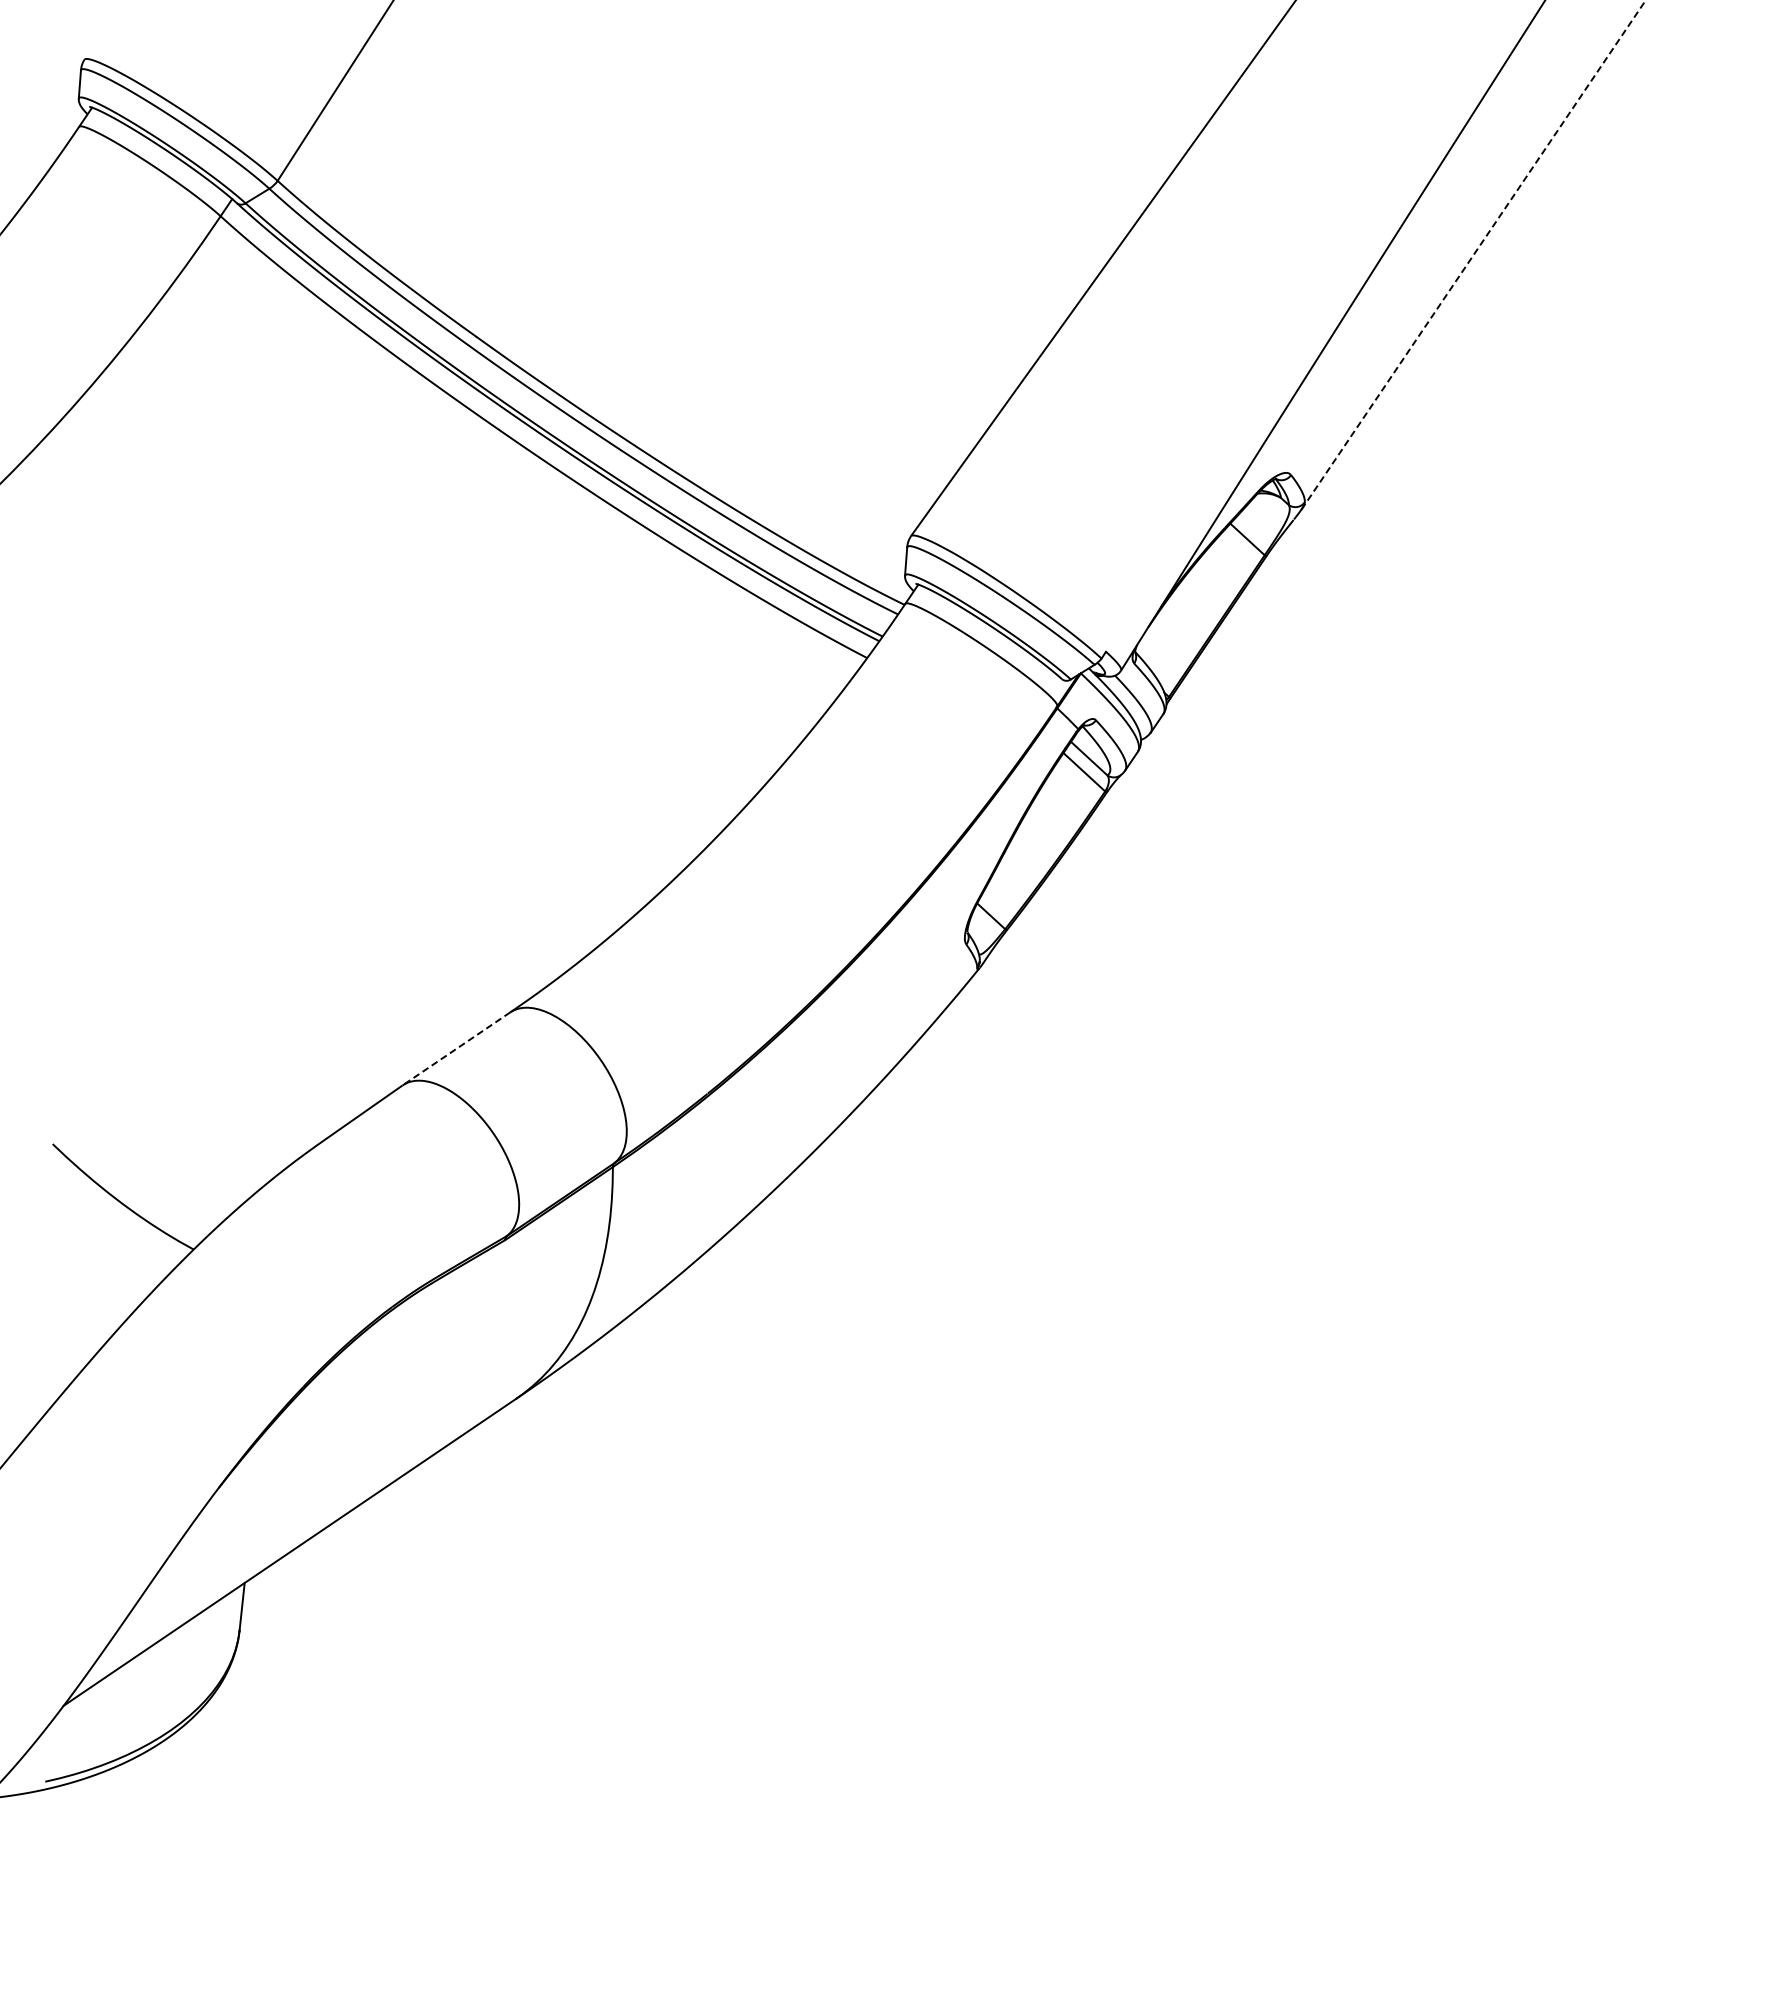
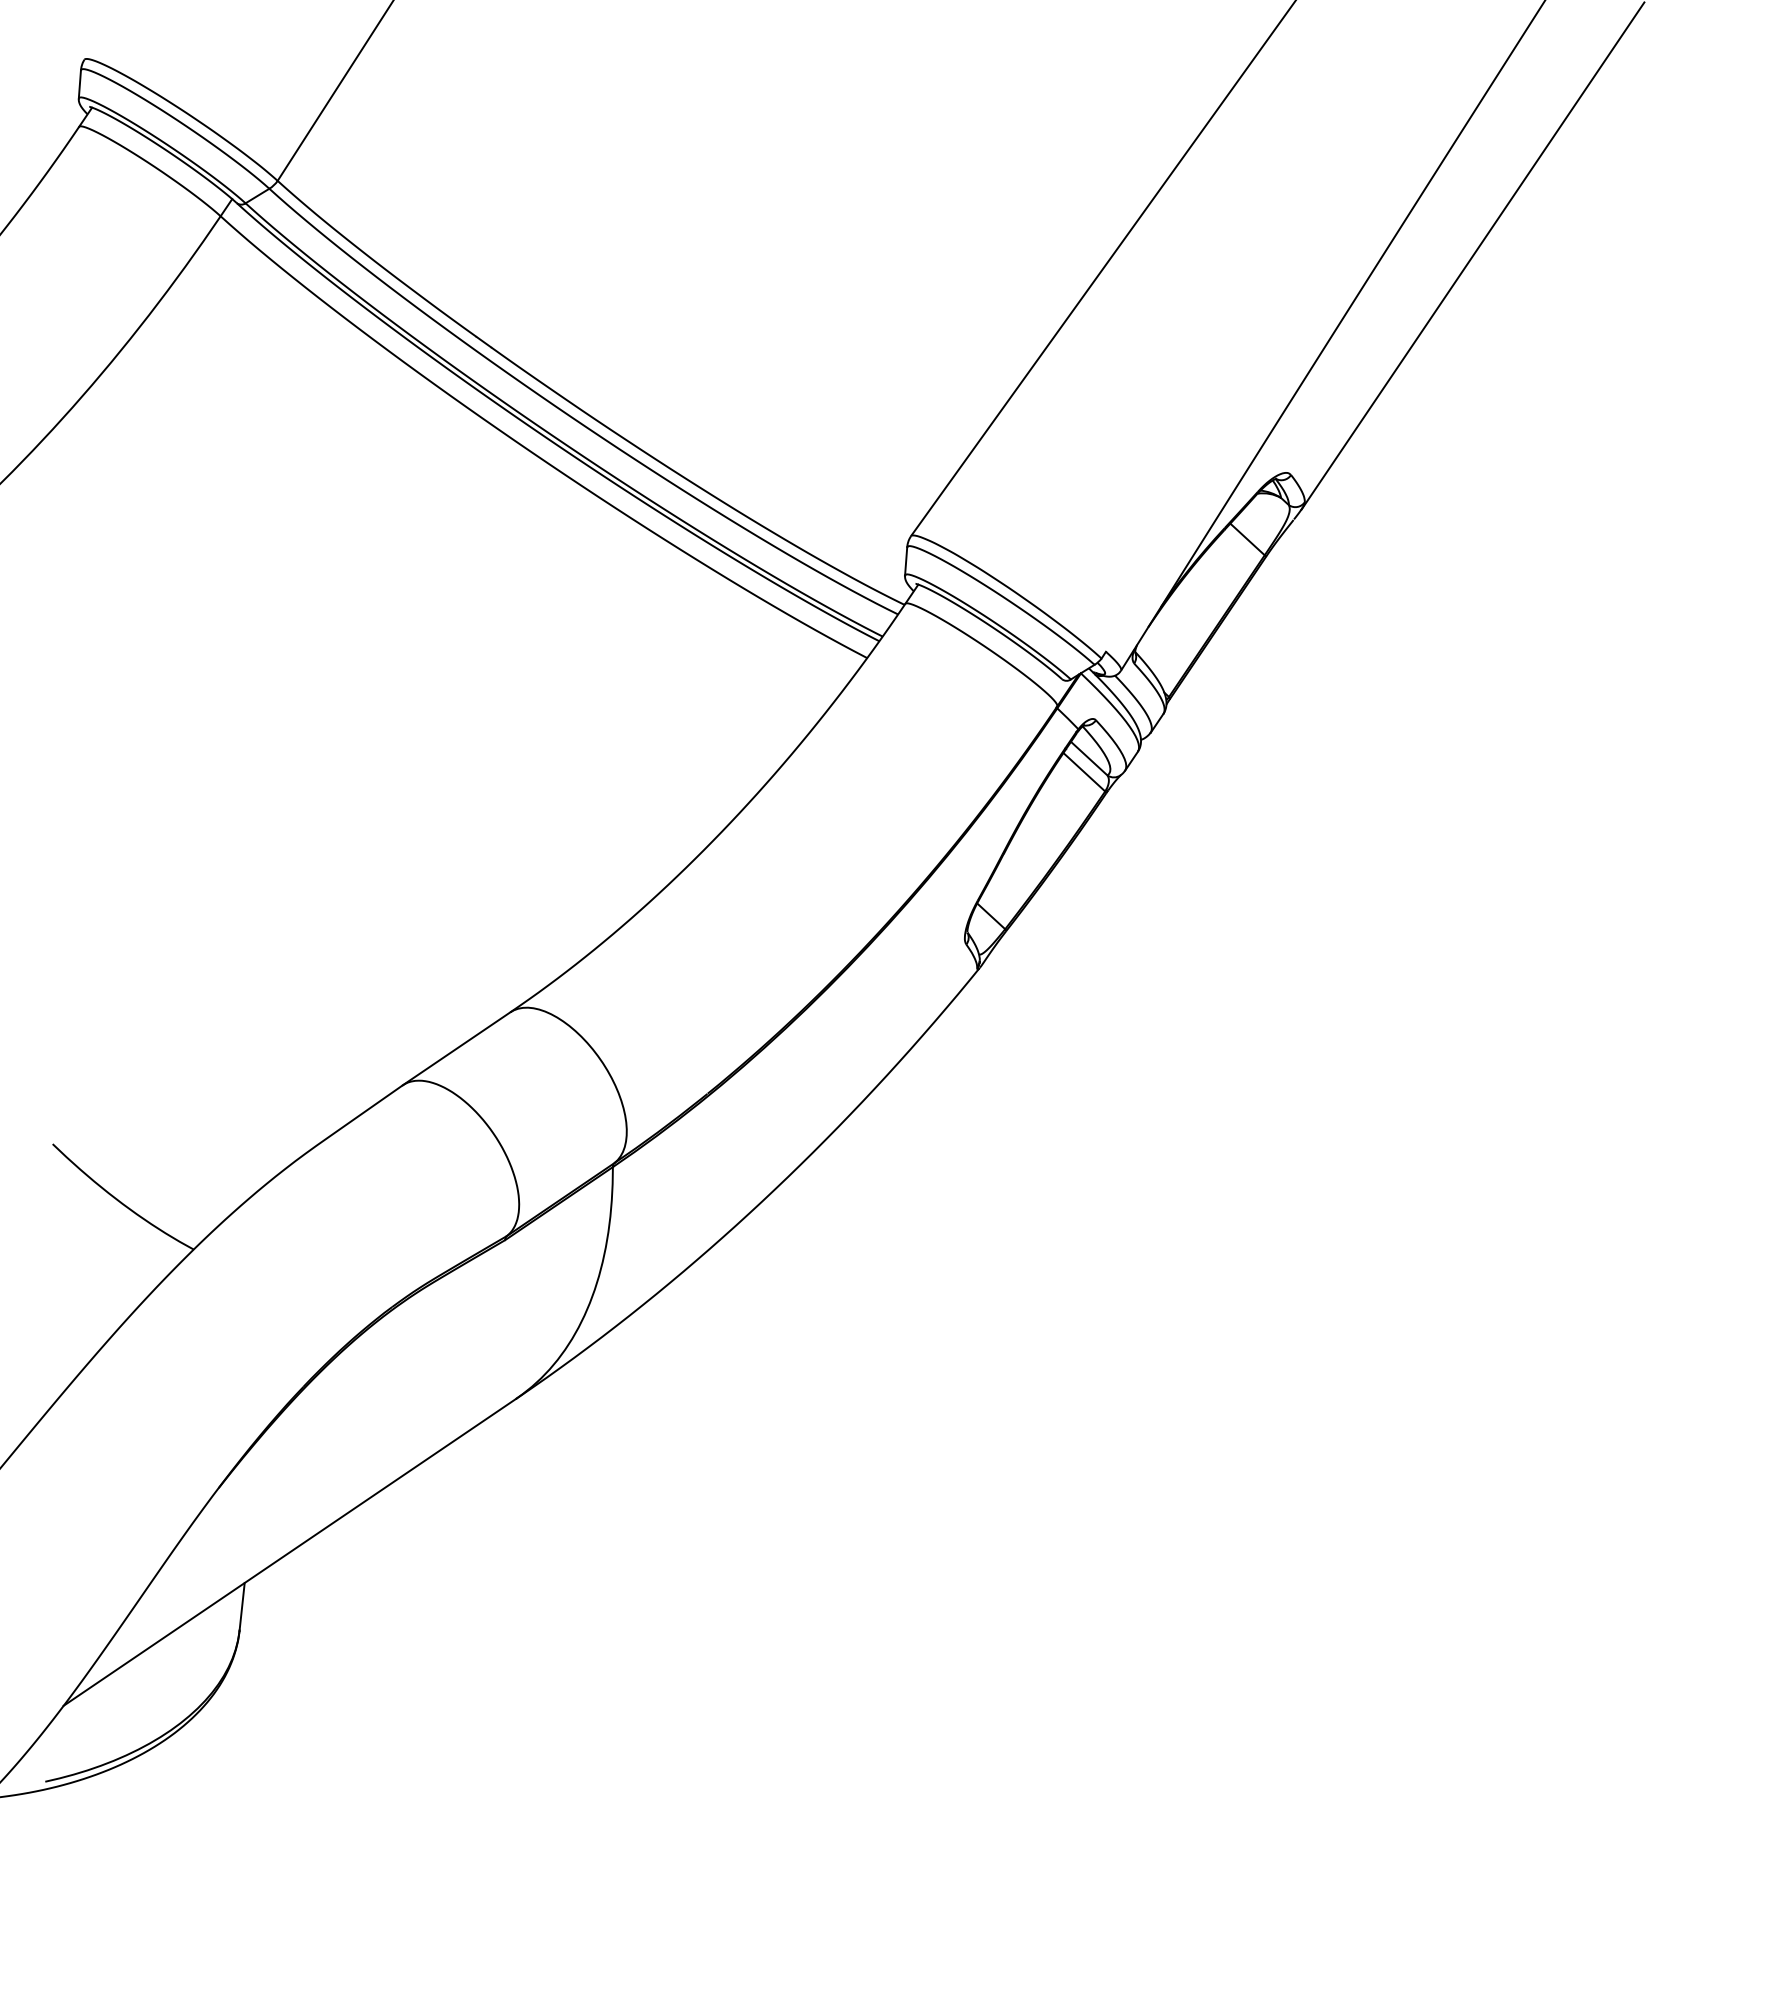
line: dashed -> solid (1473, 255)
line: dashed -> solid (456, 1049)
